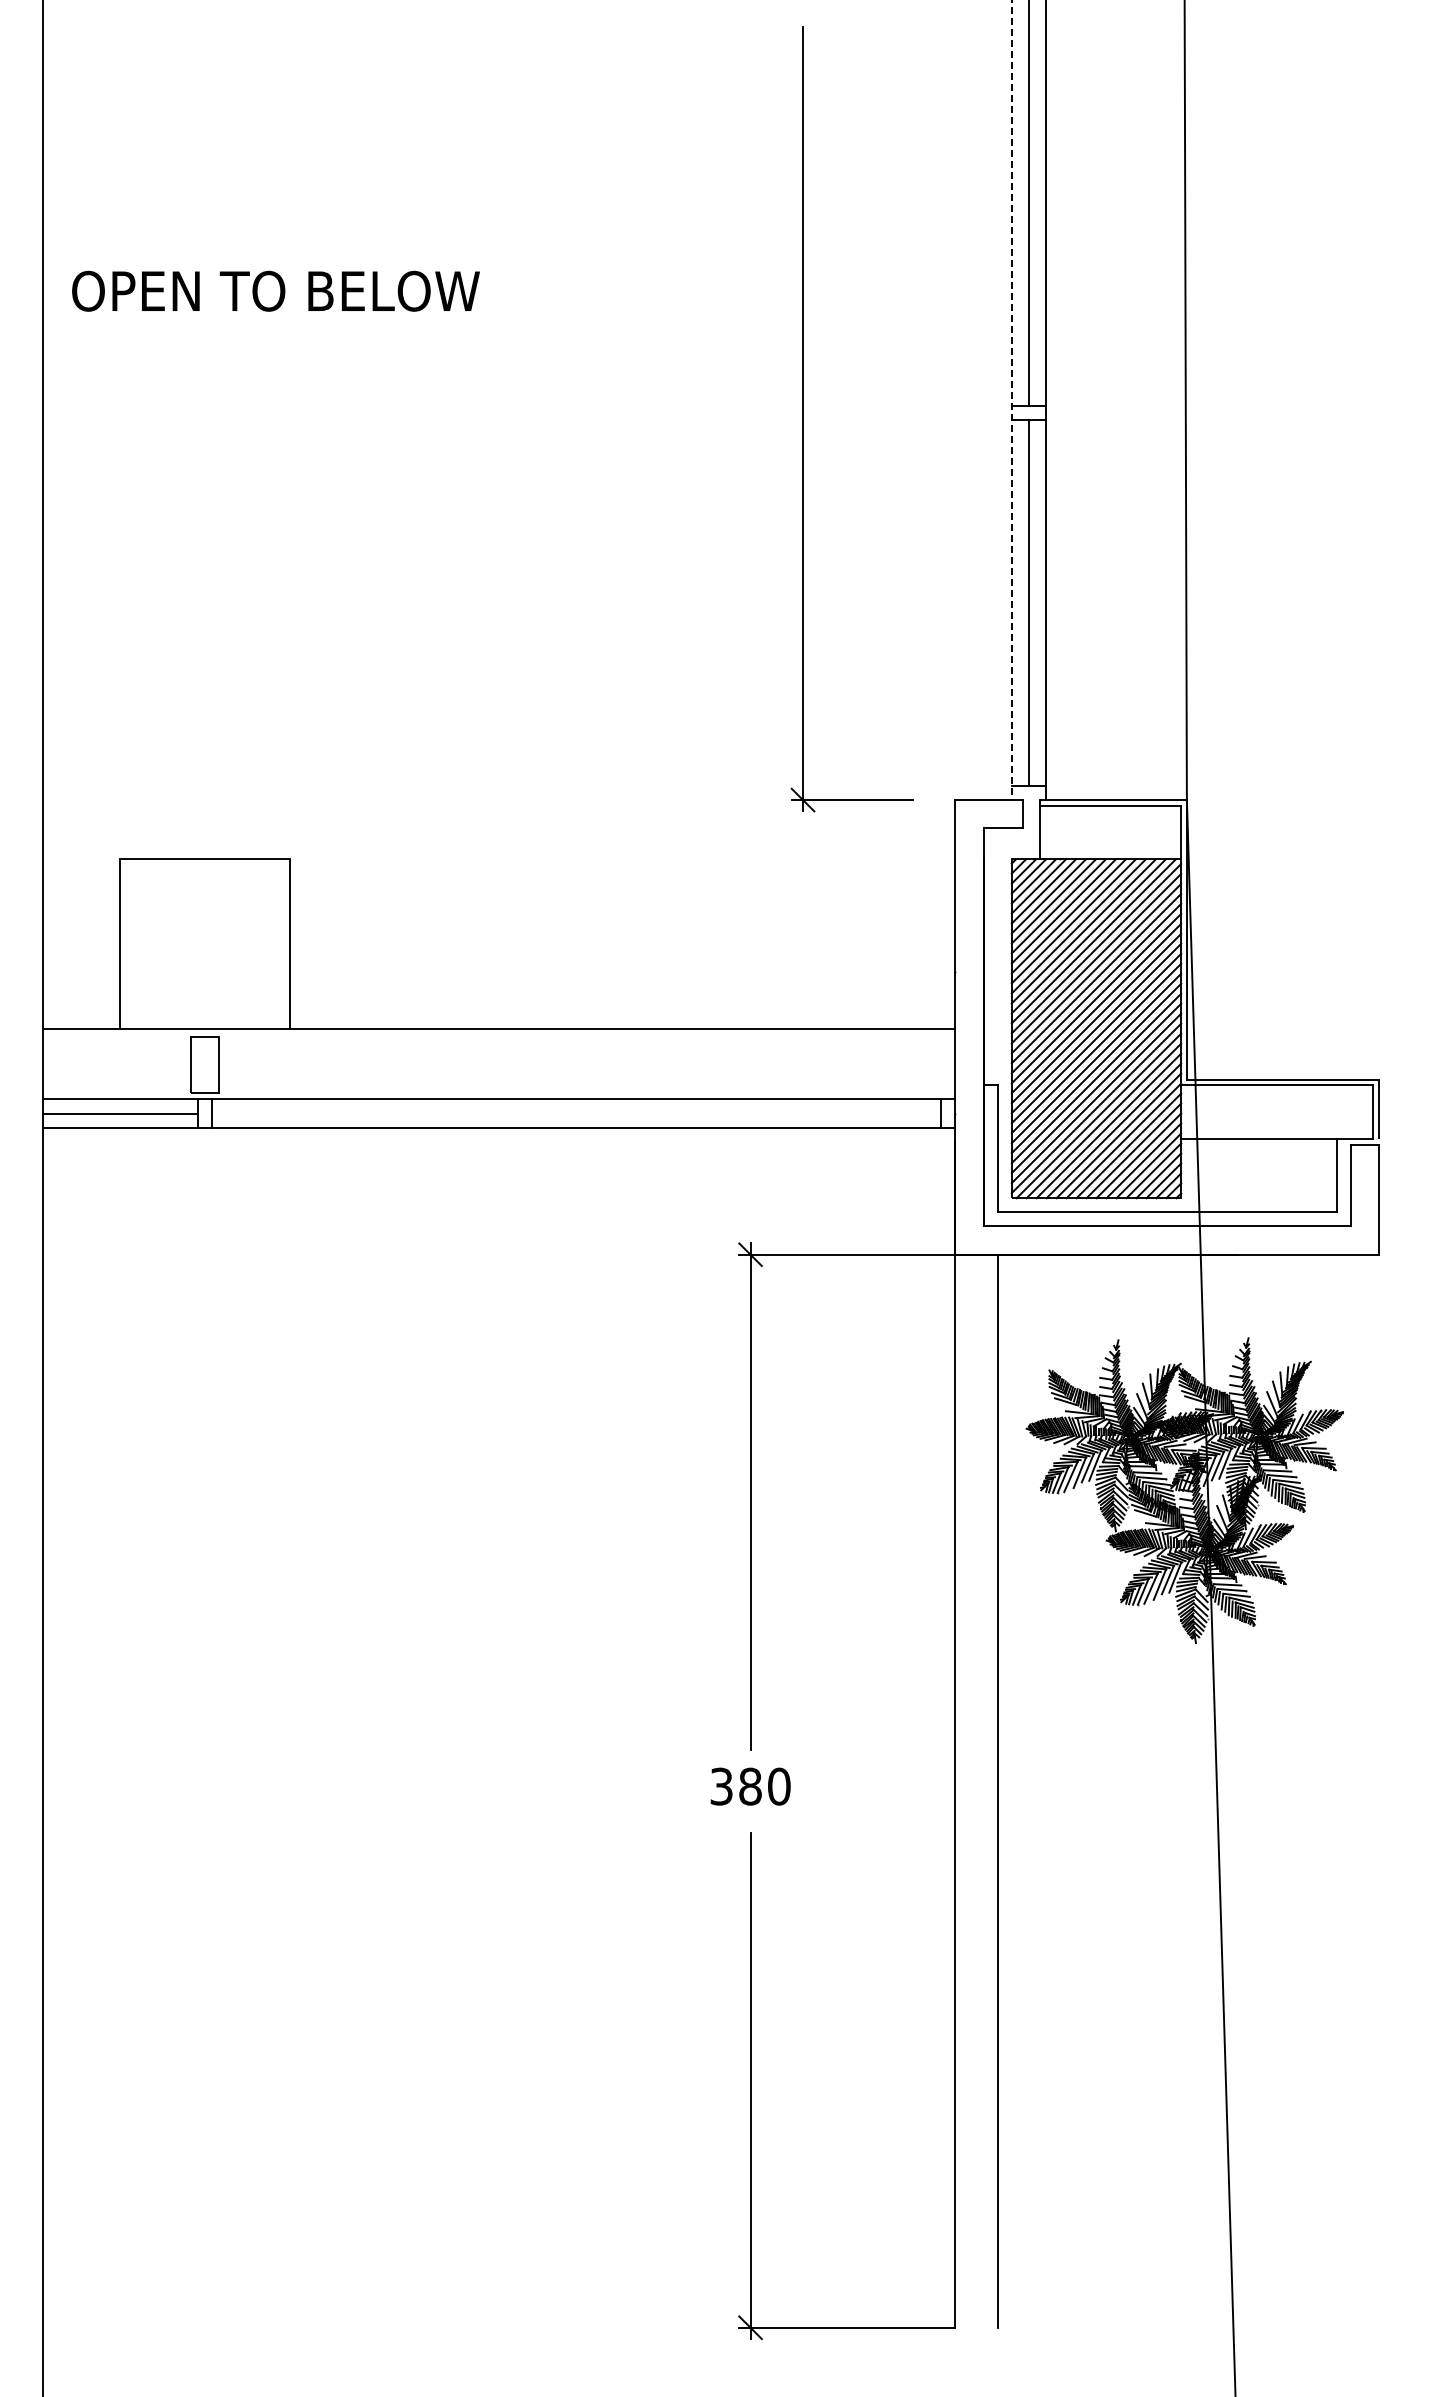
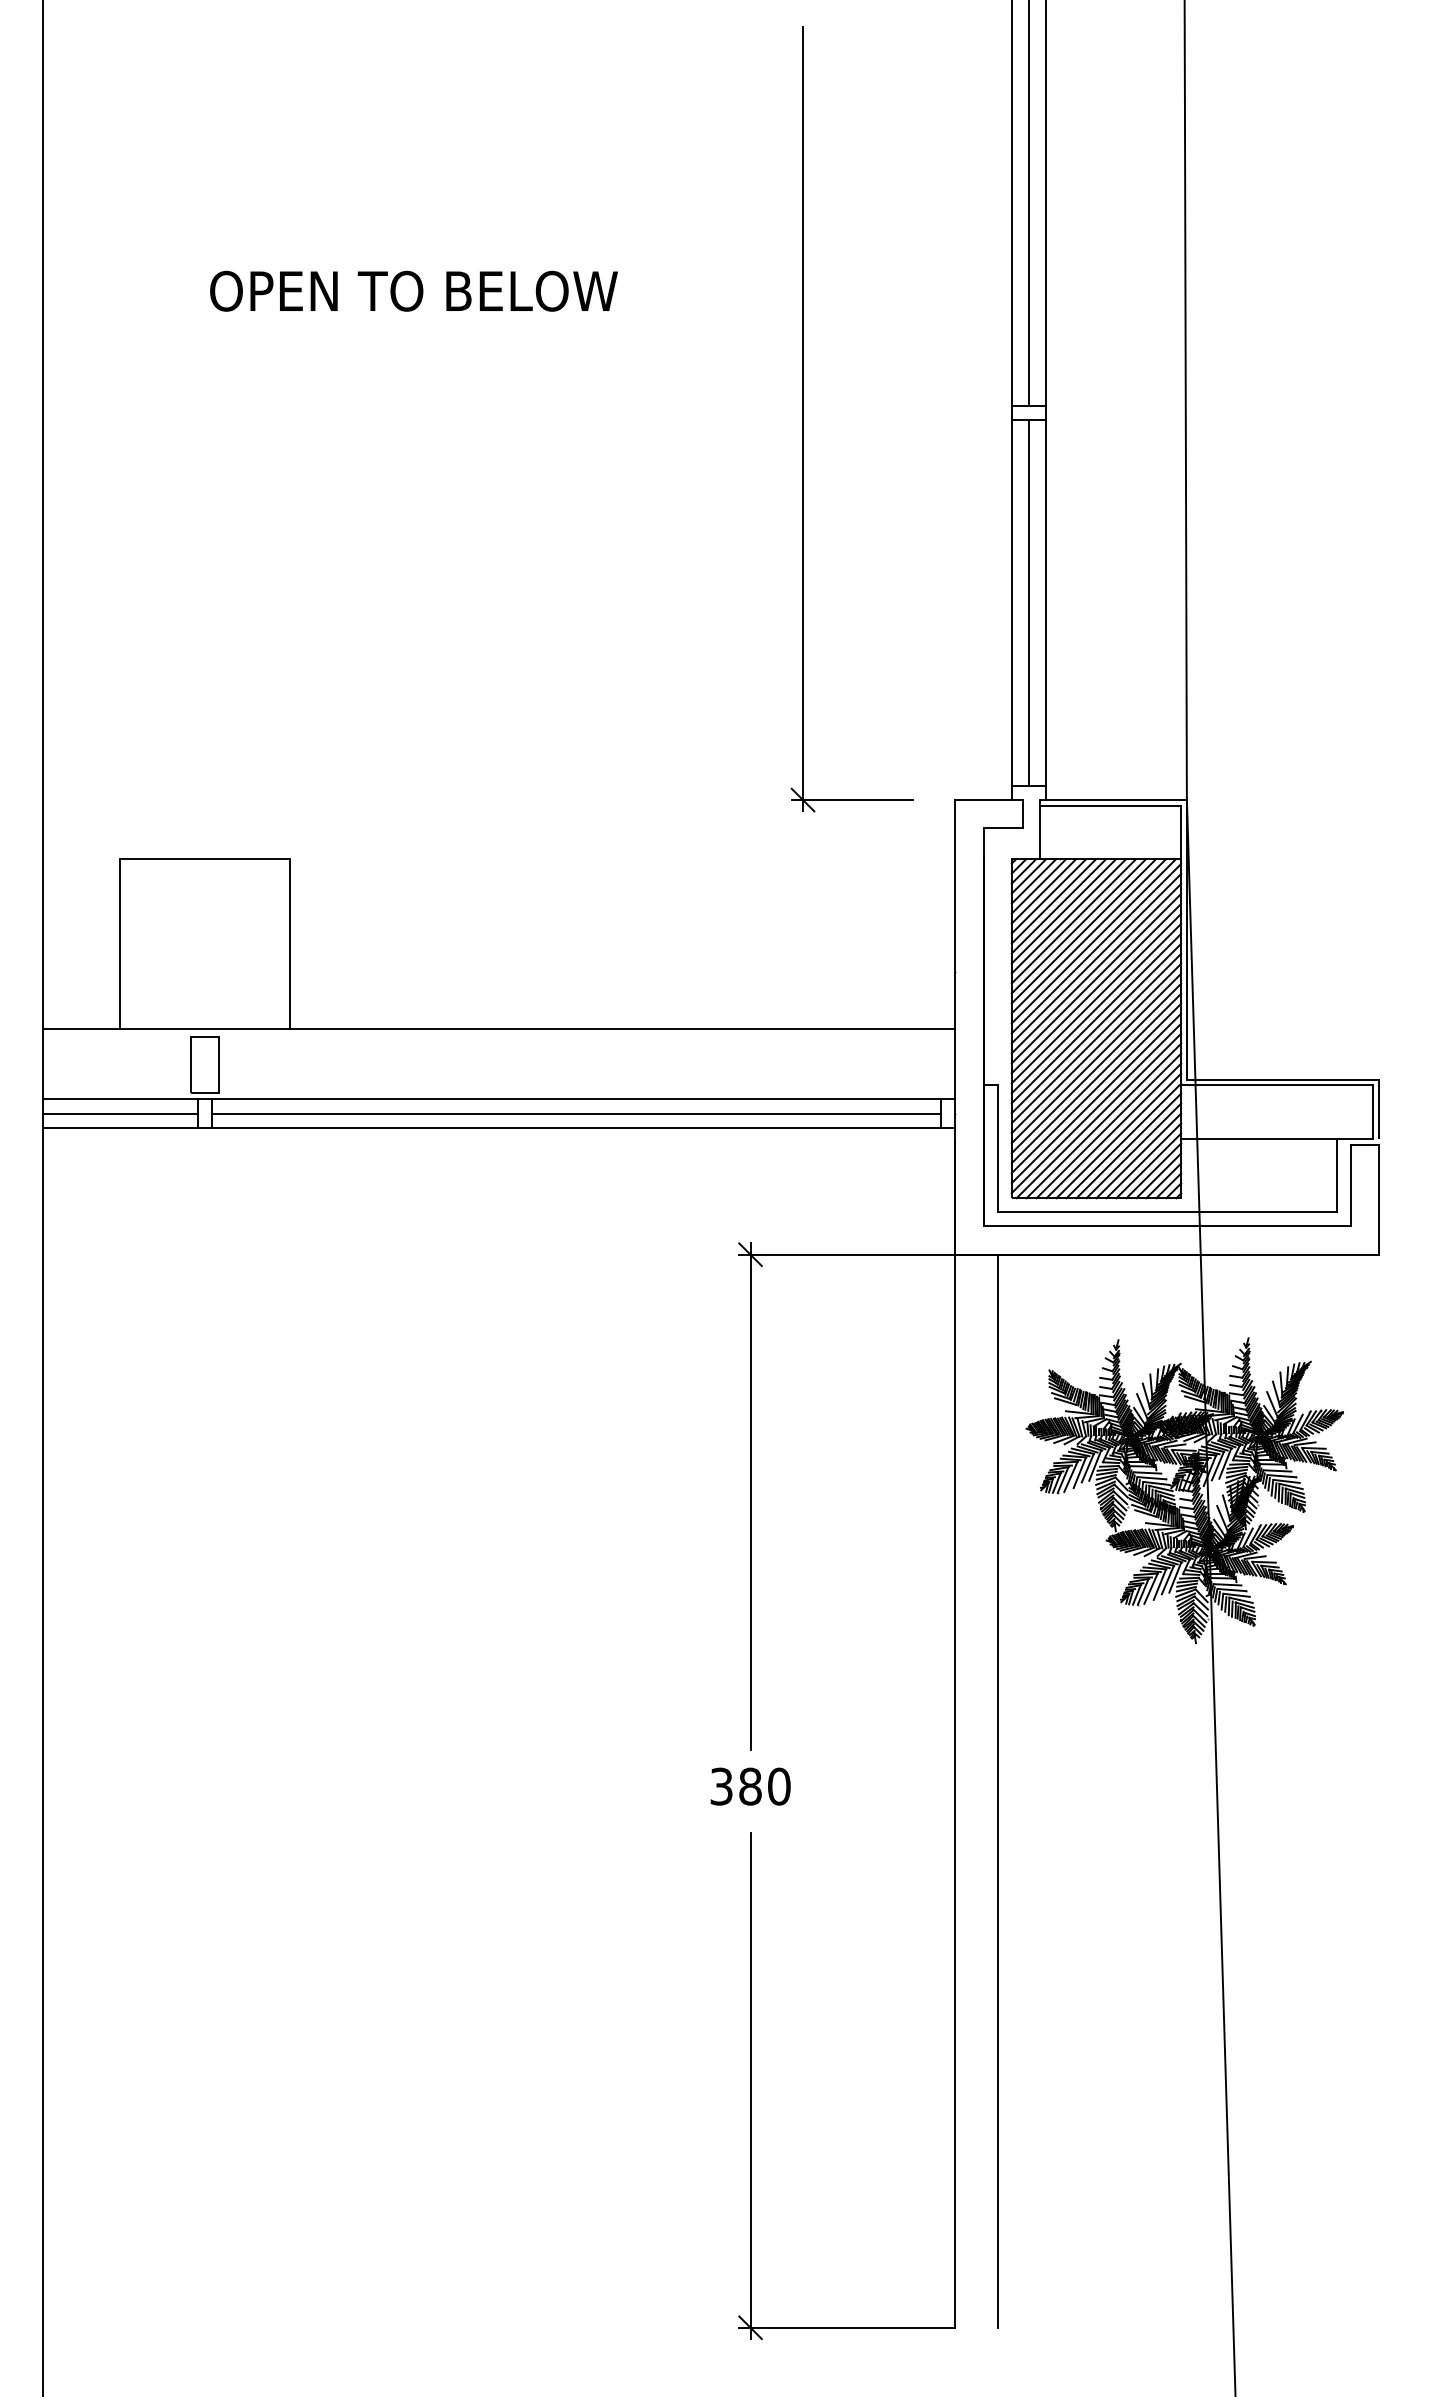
text position: (275, 290) -> (413, 290) (413, 290)
line: dashed -> solid (1011, 400)
line: none -> present (576, 1113)
